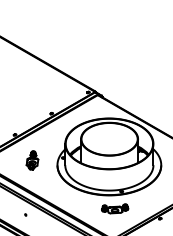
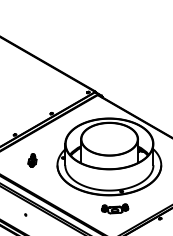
part size: 15x21 px -> 11x15 px (32, 160)
